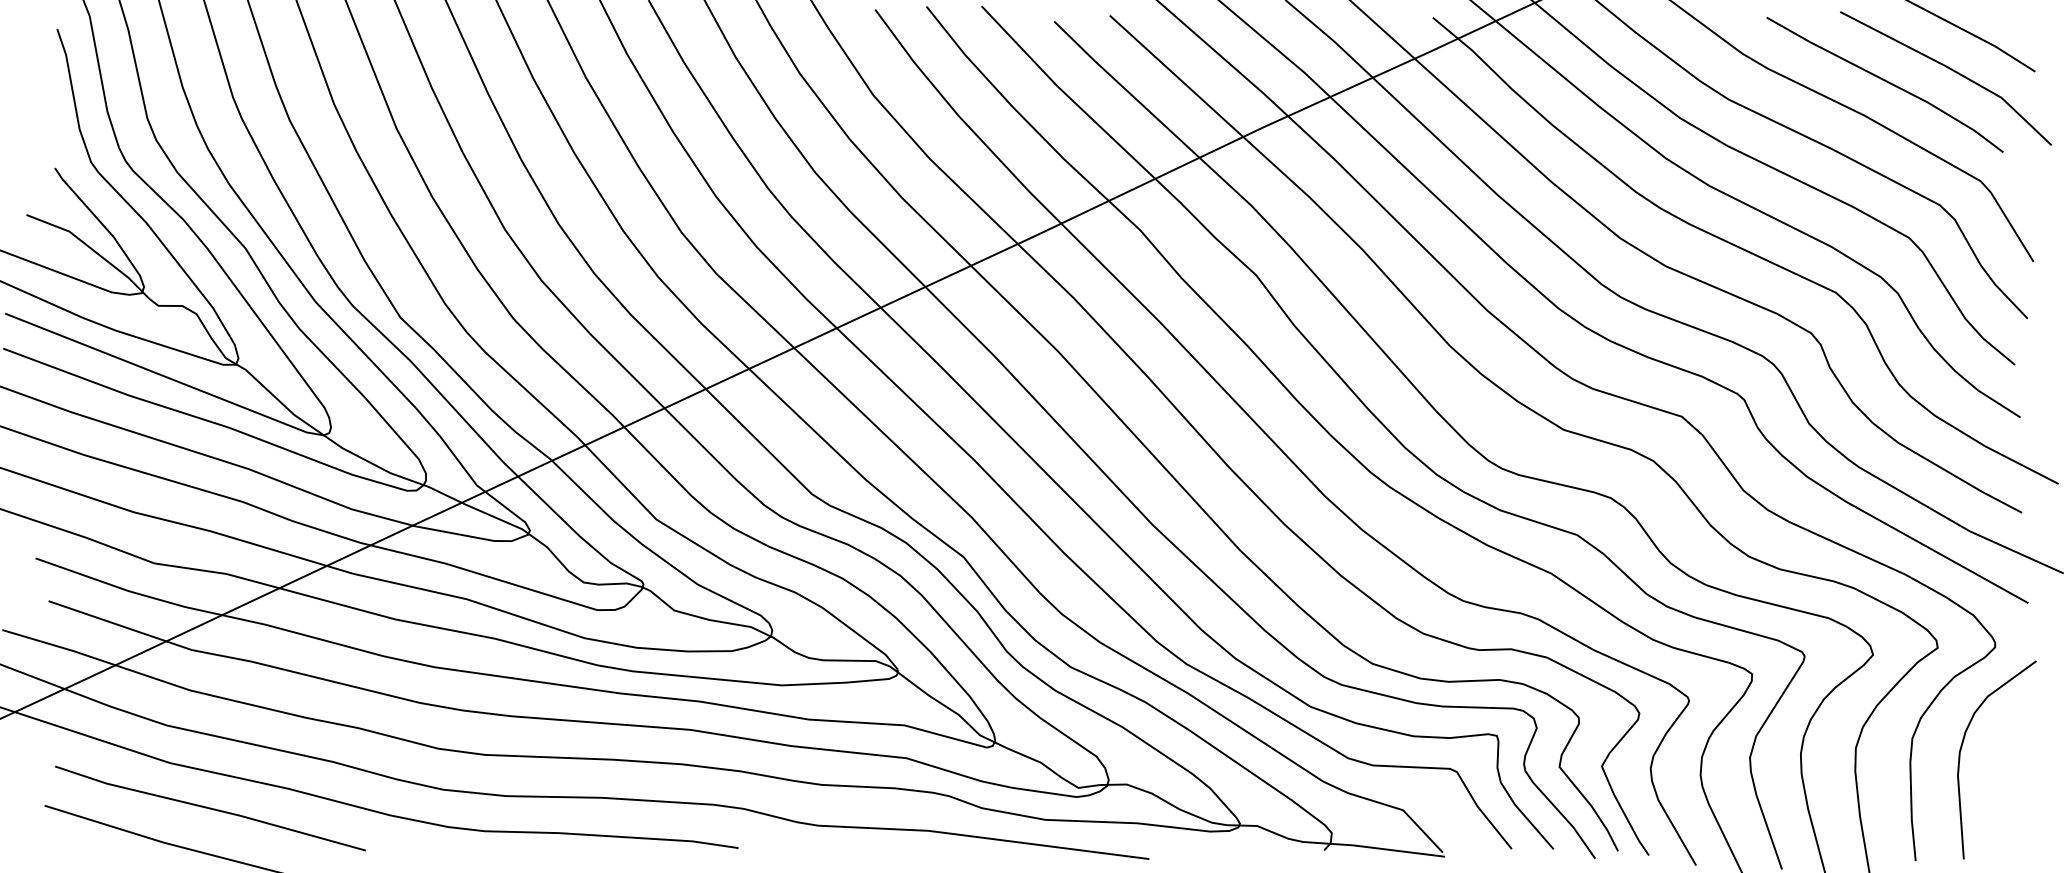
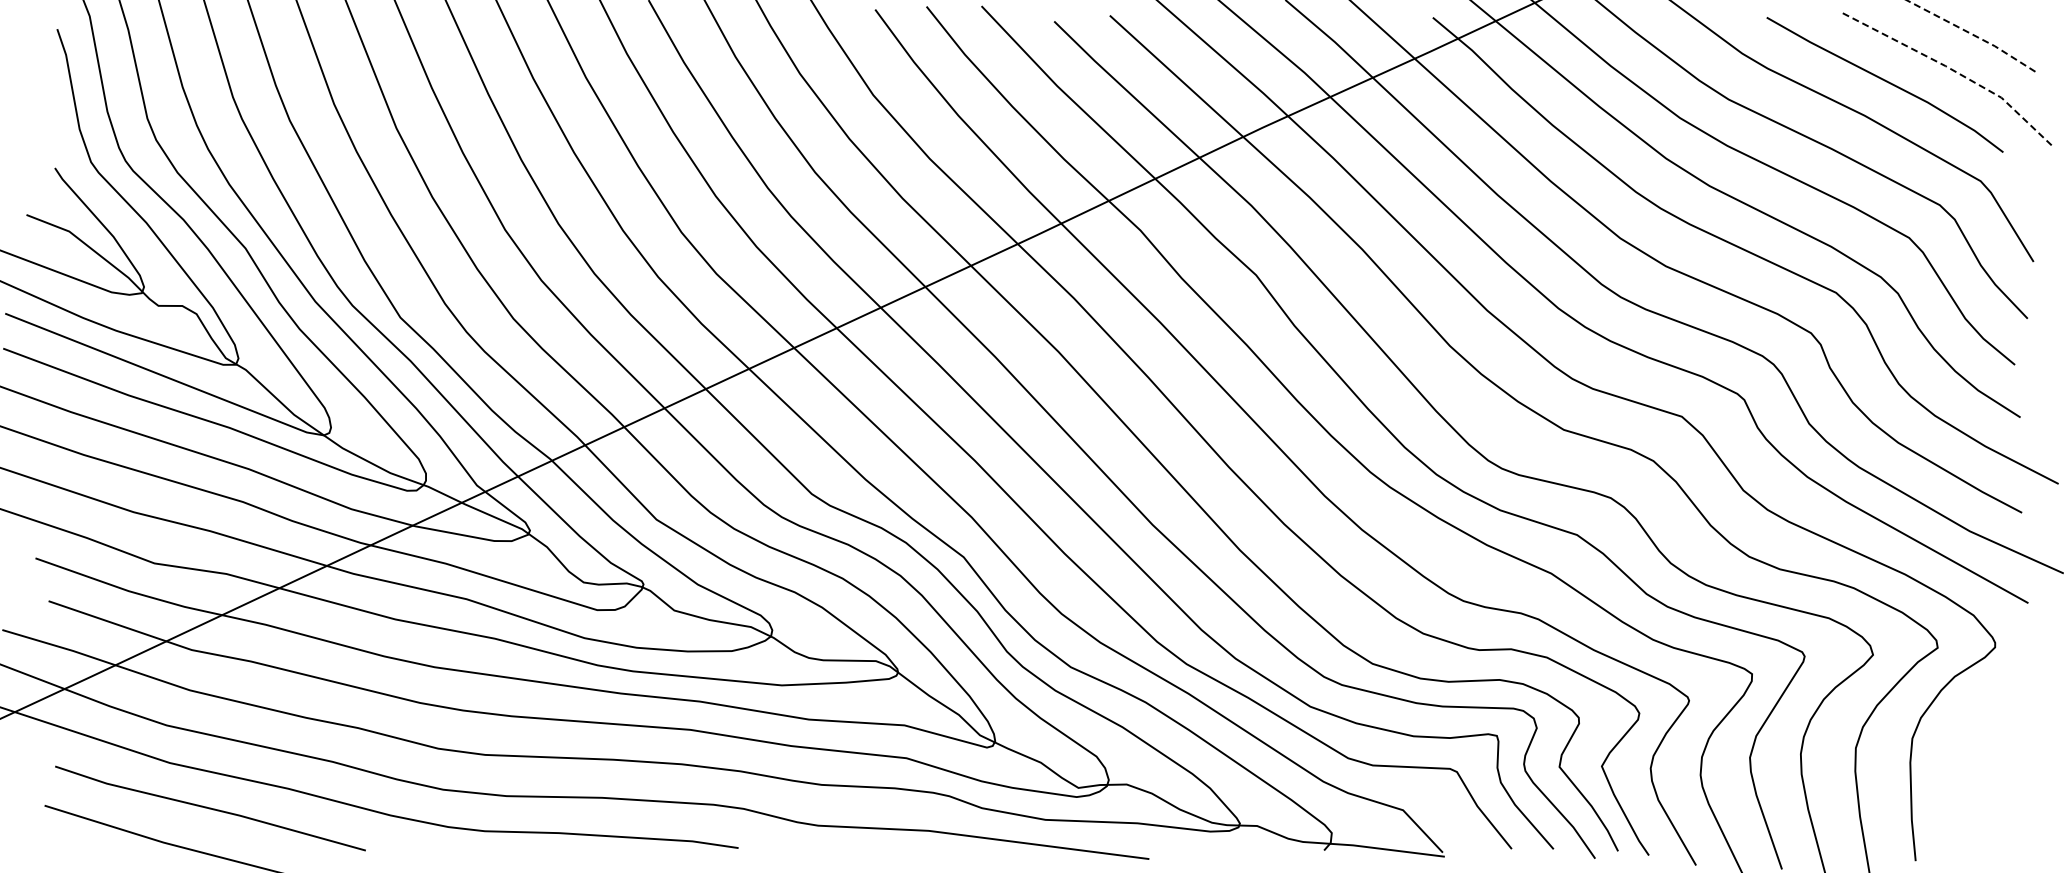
line: solid -> dashed (1971, 34)
line: solid -> dashed (1952, 70)
curve: present -> none (1960, 759)
